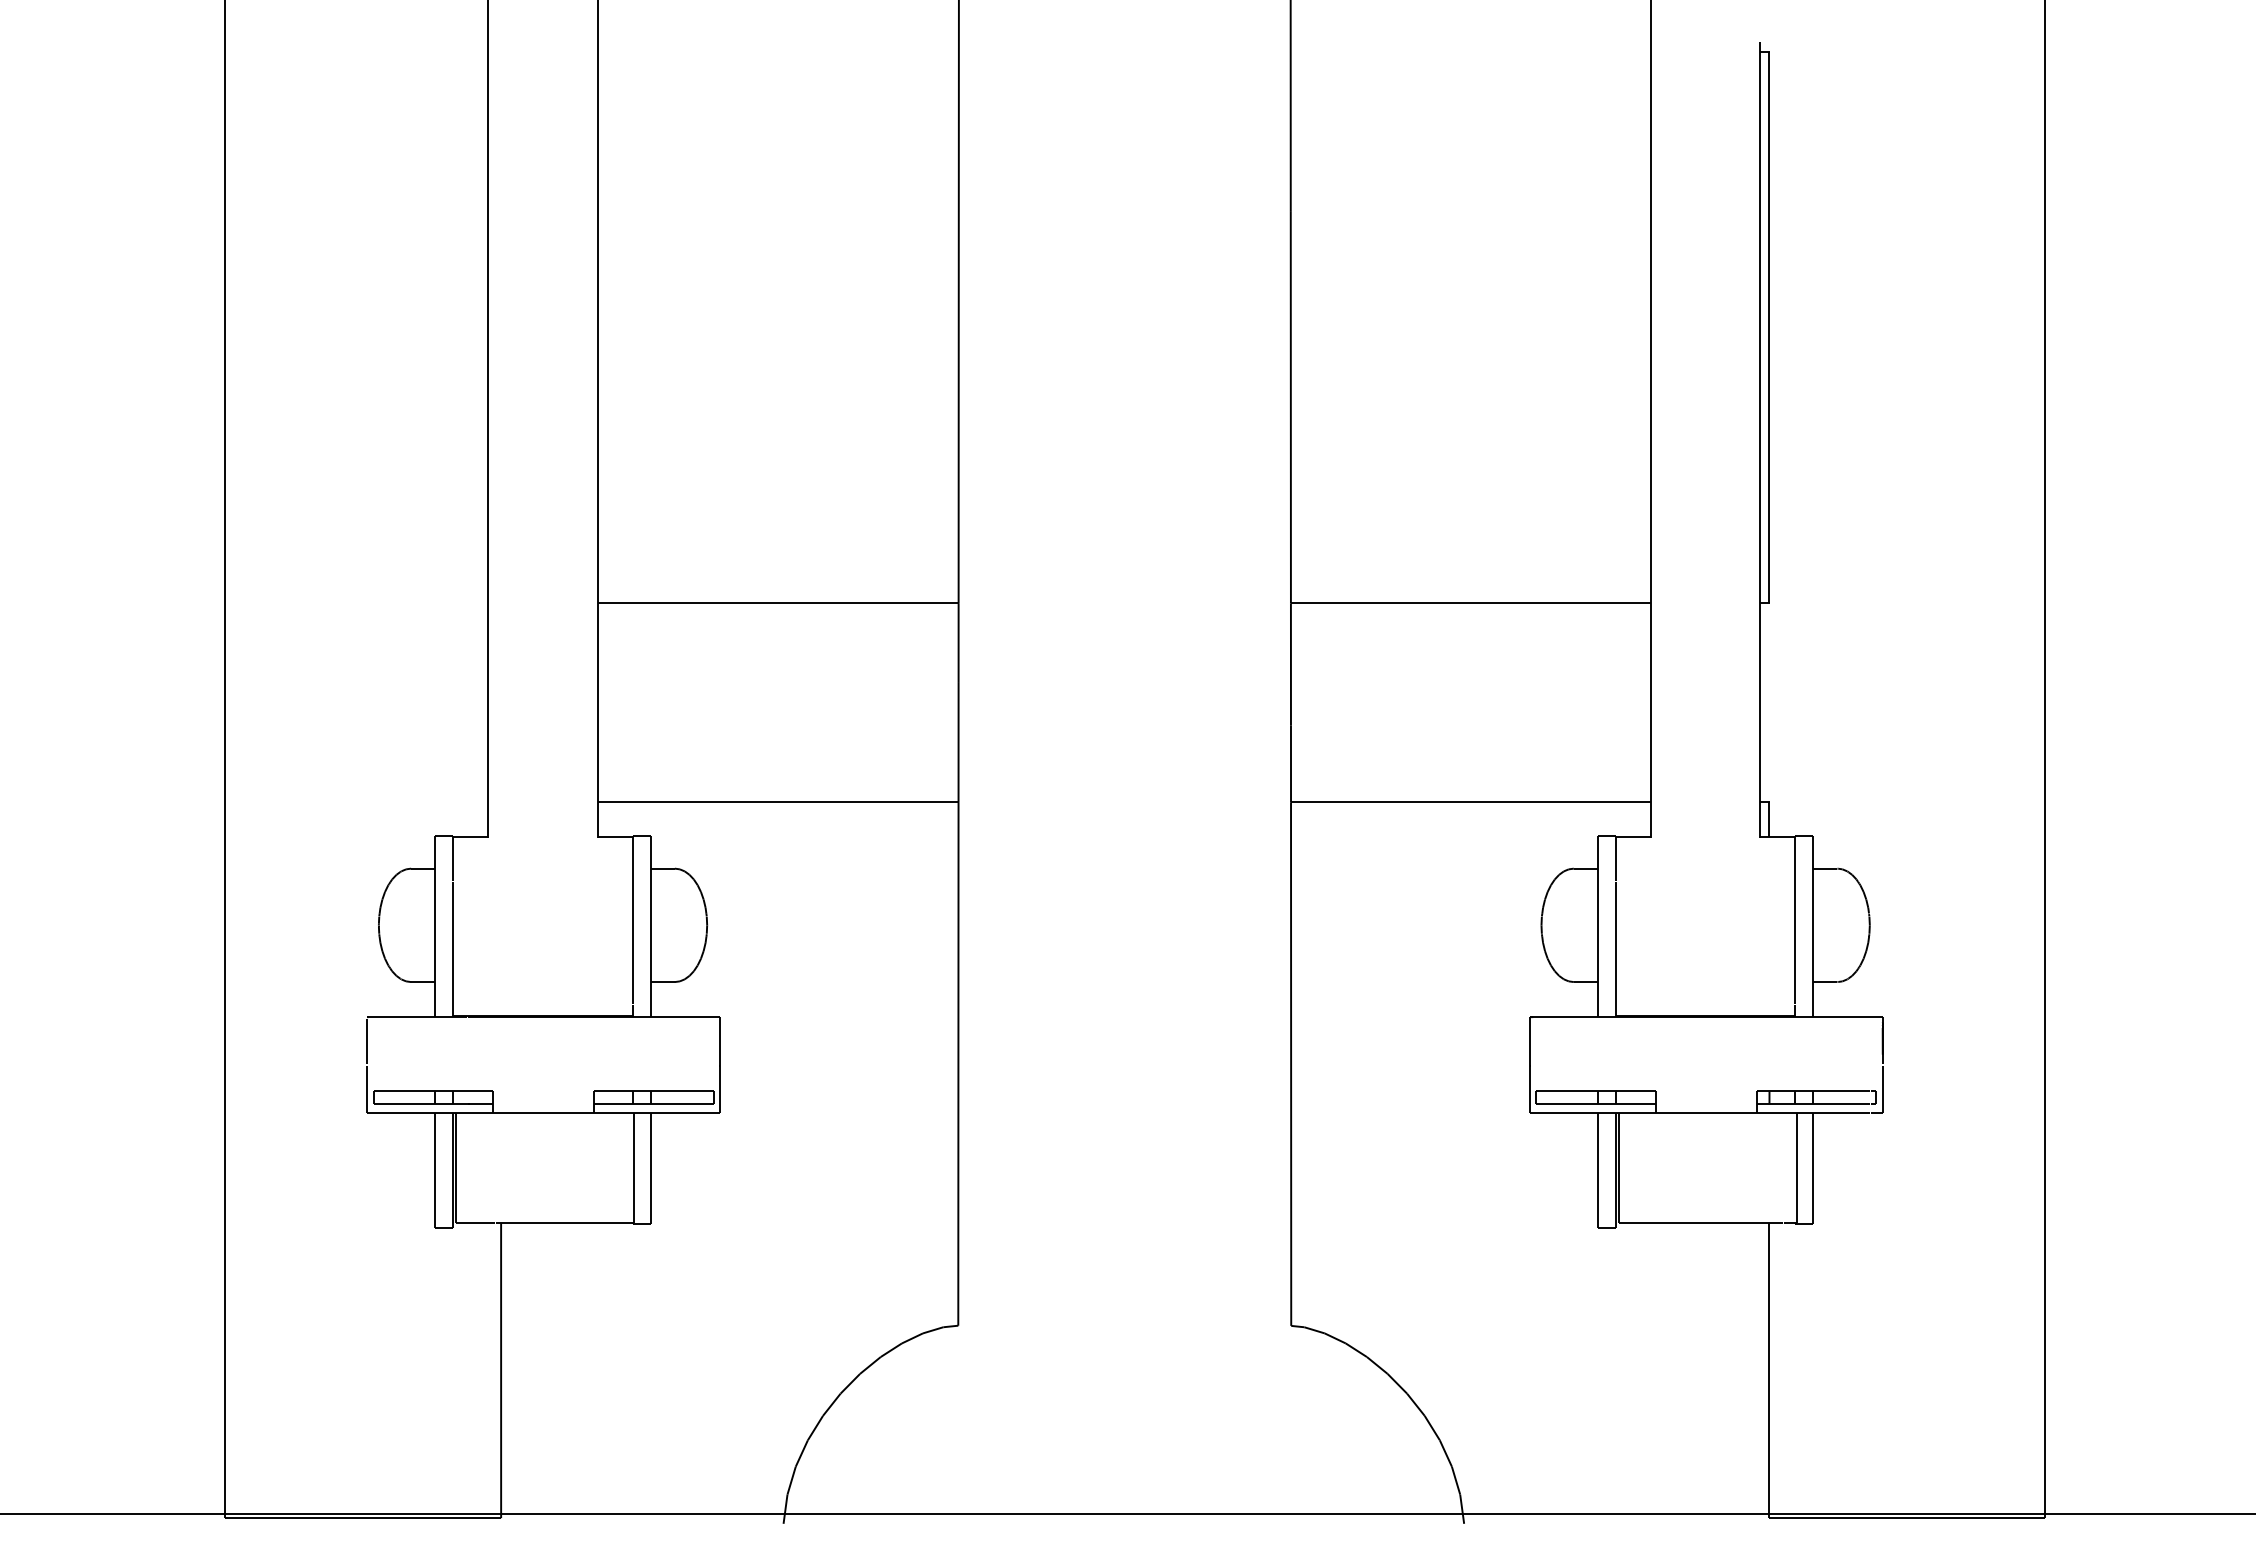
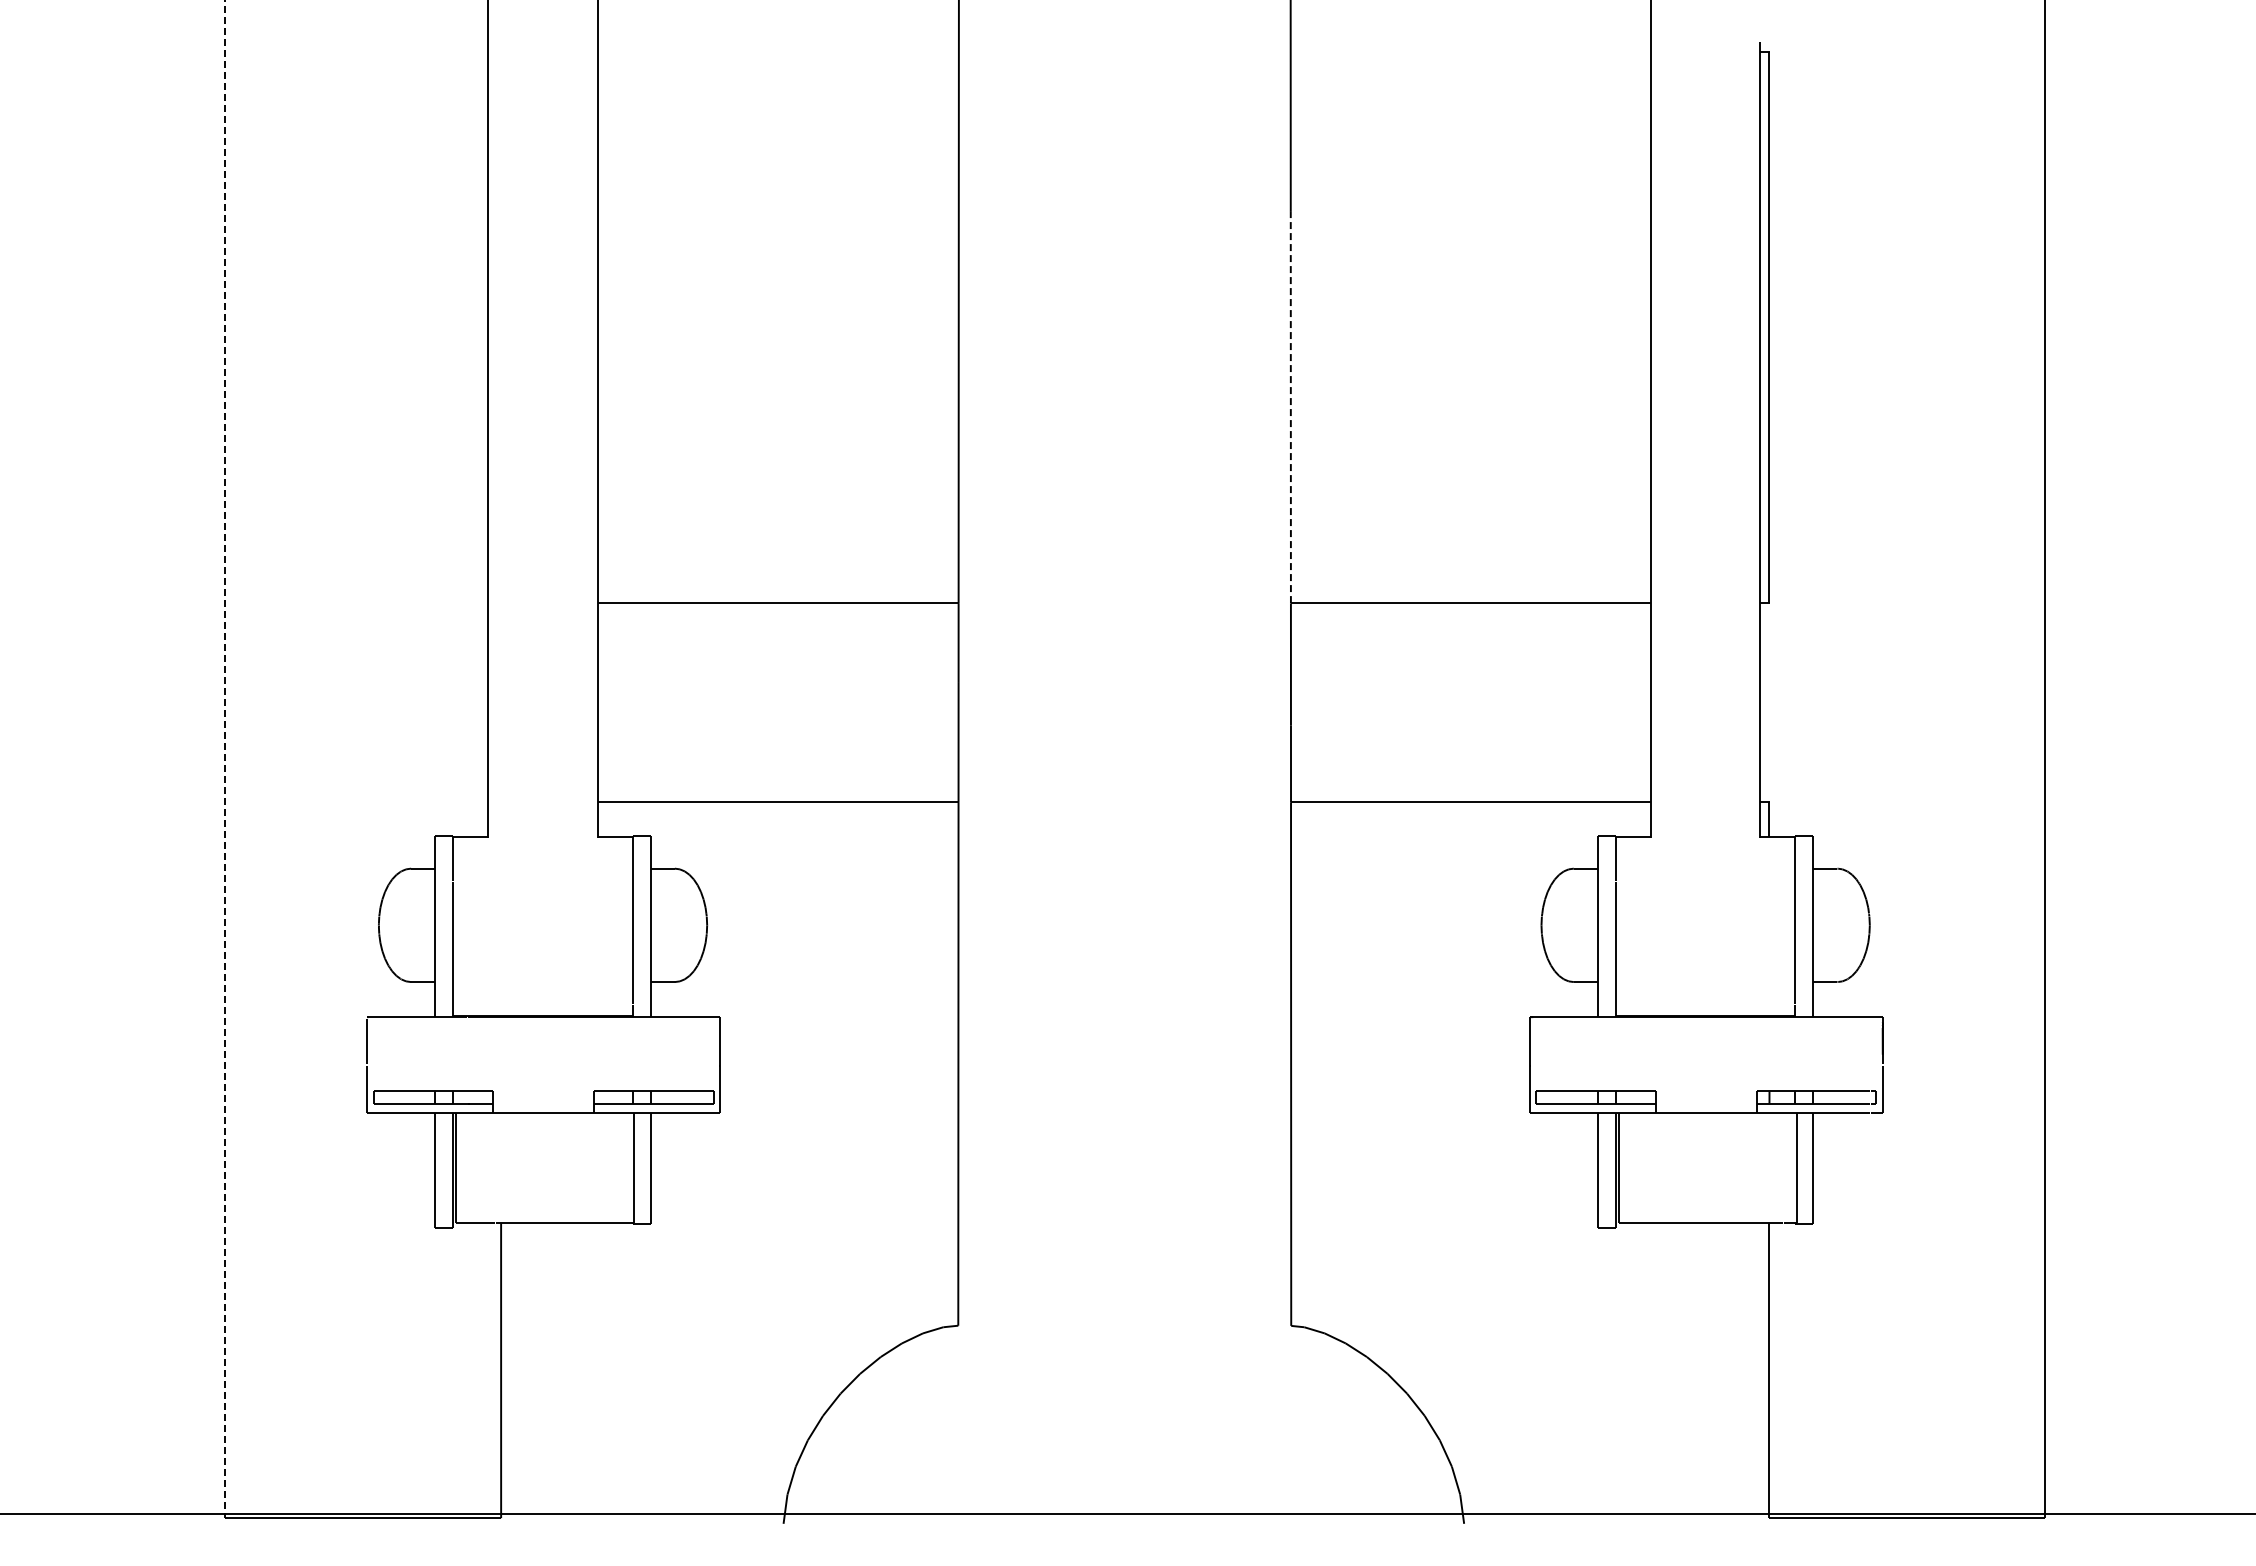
line: solid -> dashed (1290, 407)
line: solid -> dashed (225, 759)
